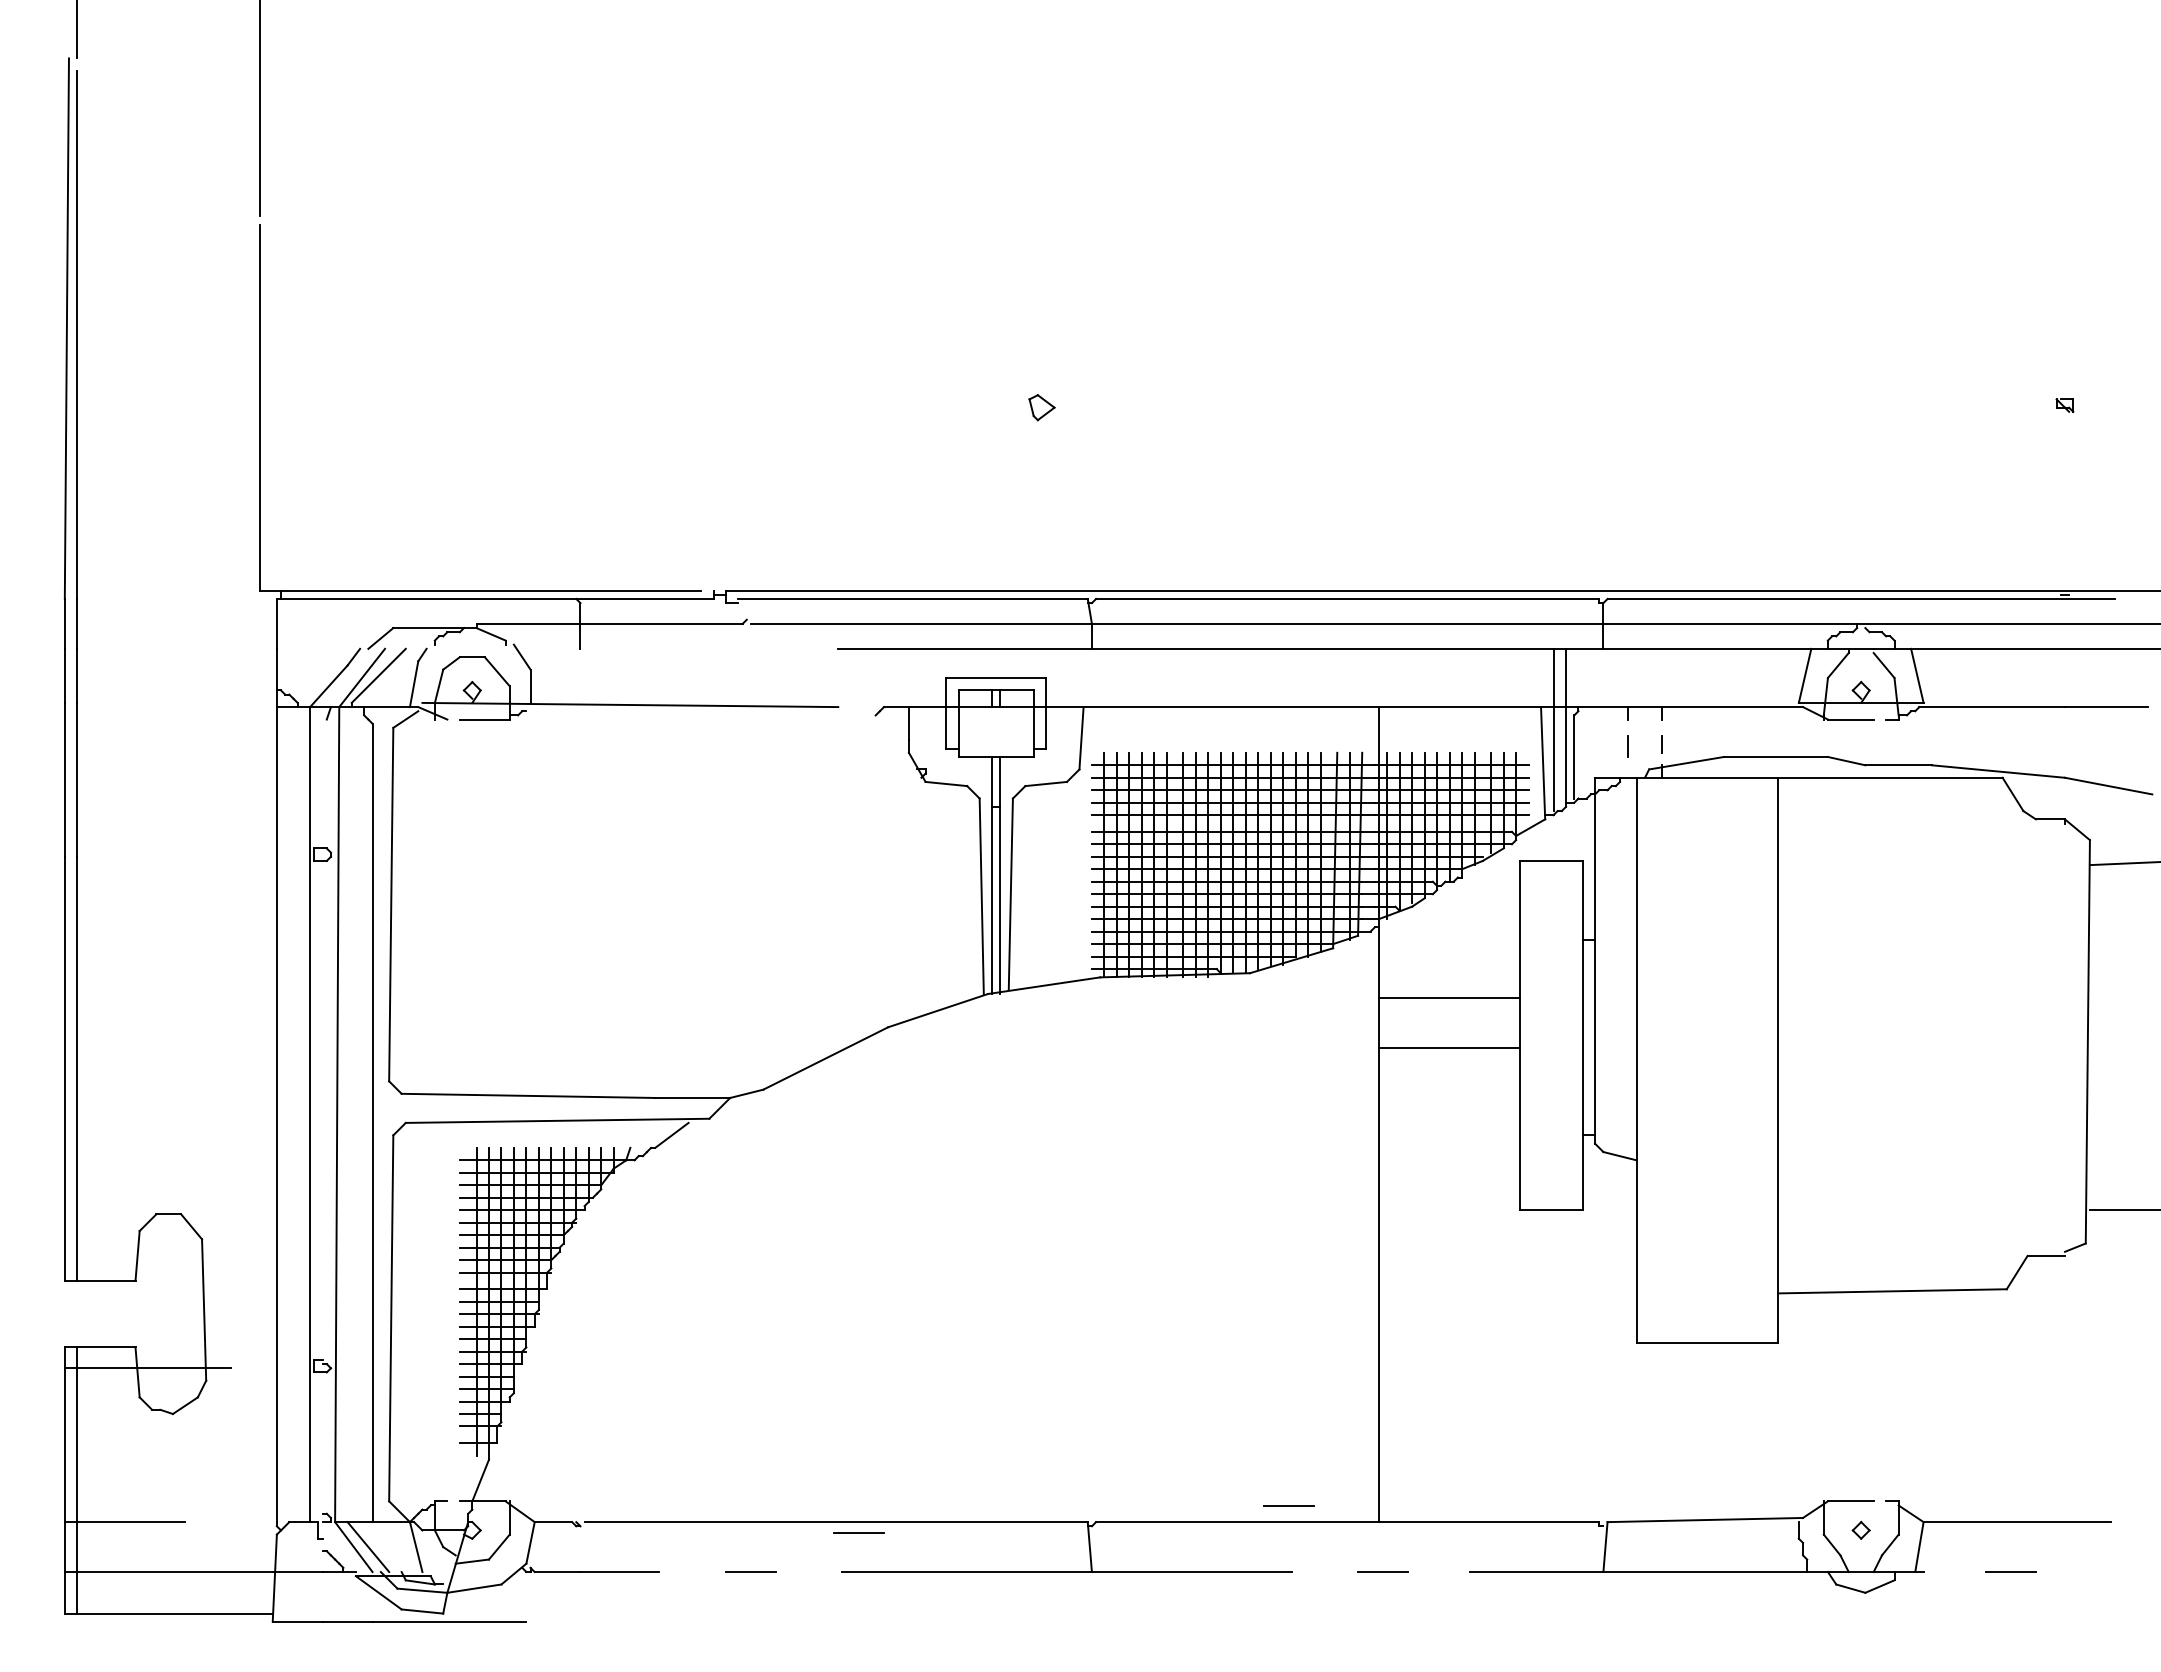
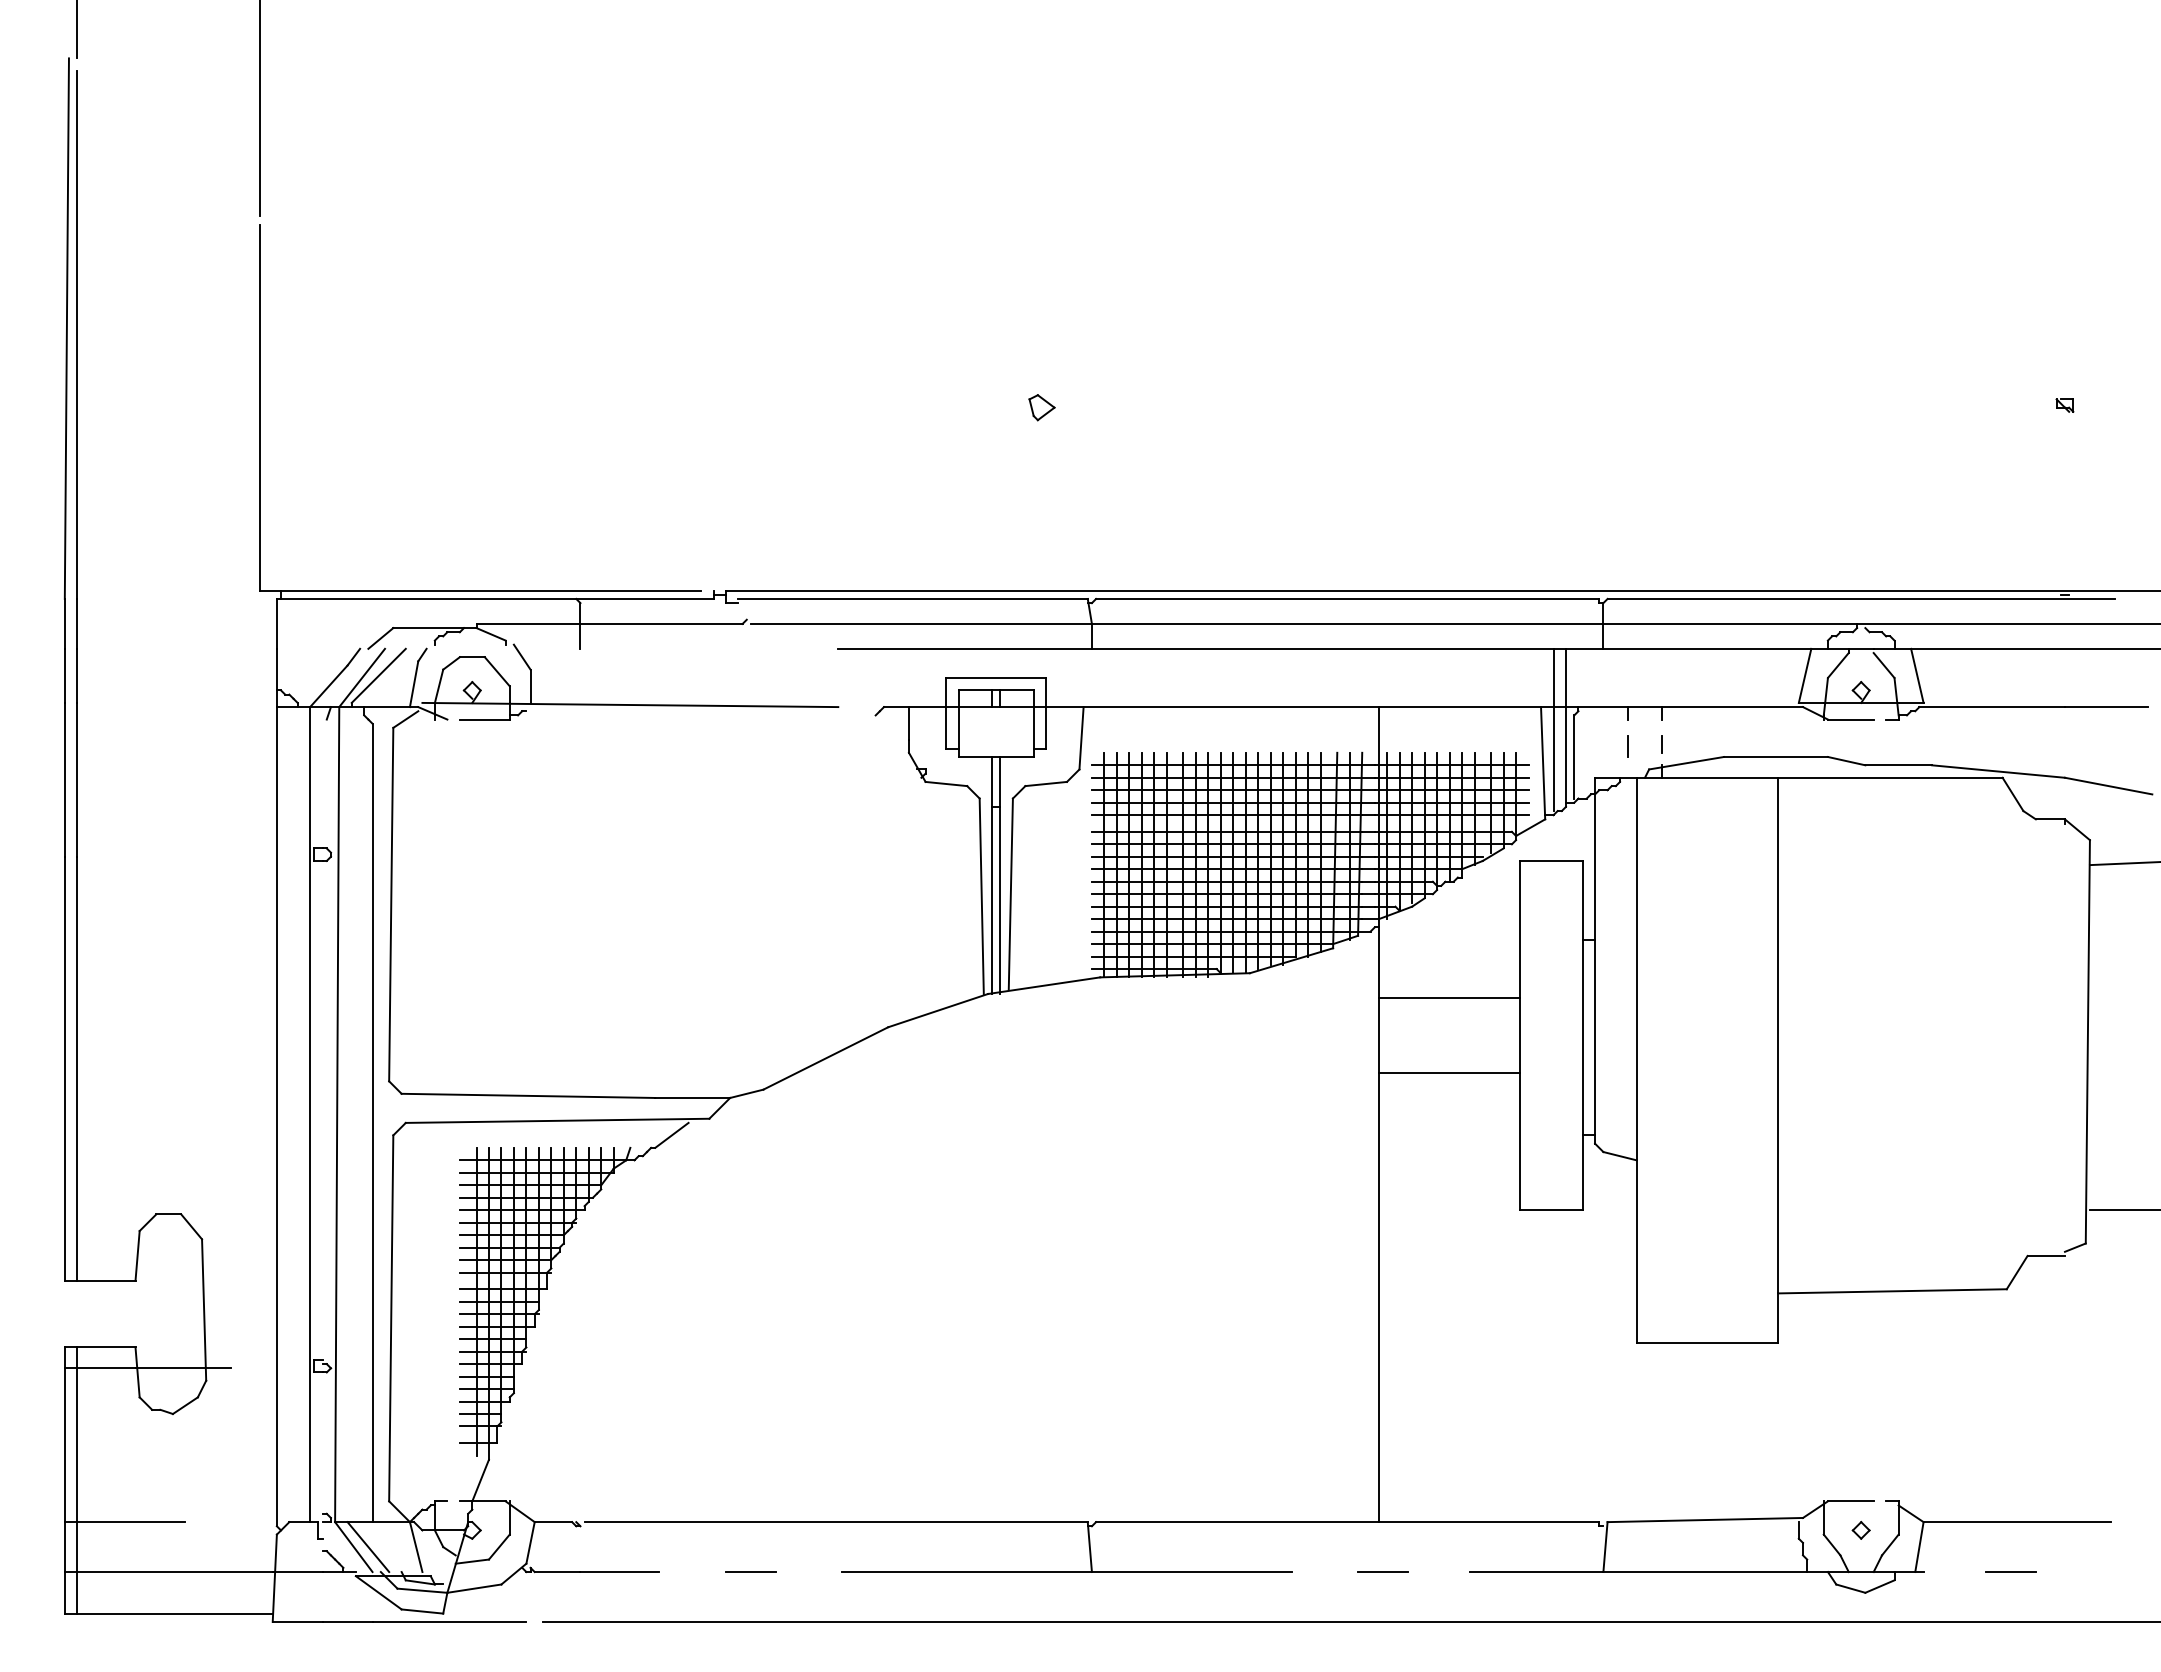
line position: (1449, 1048) -> (1449, 1073) (1449, 1073)
line: present -> none (1288, 1505)
line: present -> none (858, 1532)
line: none -> present (1350, 1621)
